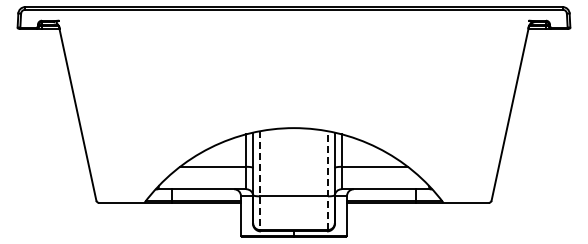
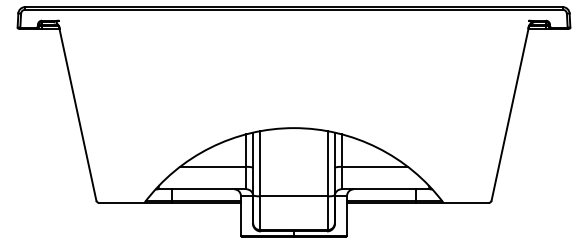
line: dashed -> solid (327, 180)
line: dashed -> solid (260, 181)
